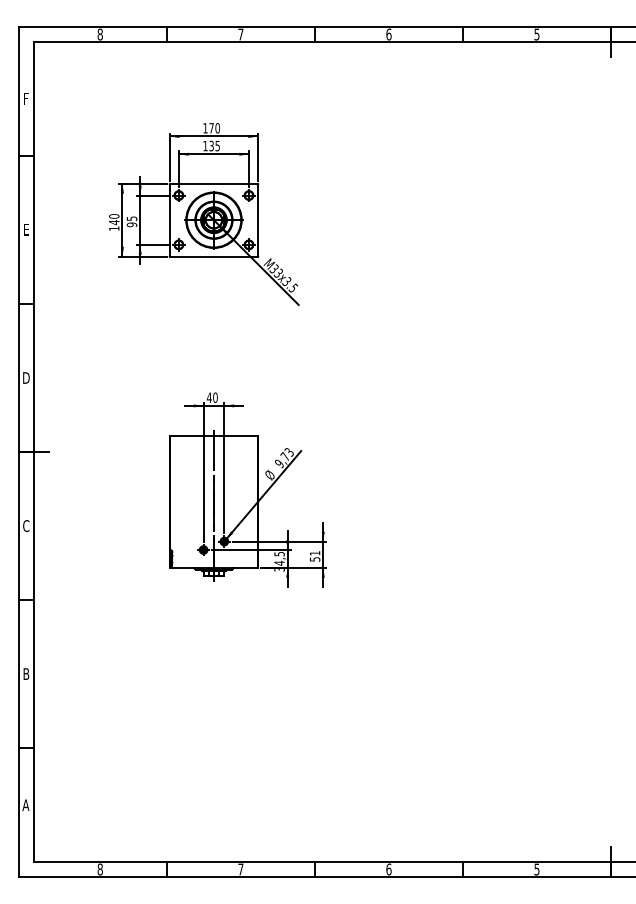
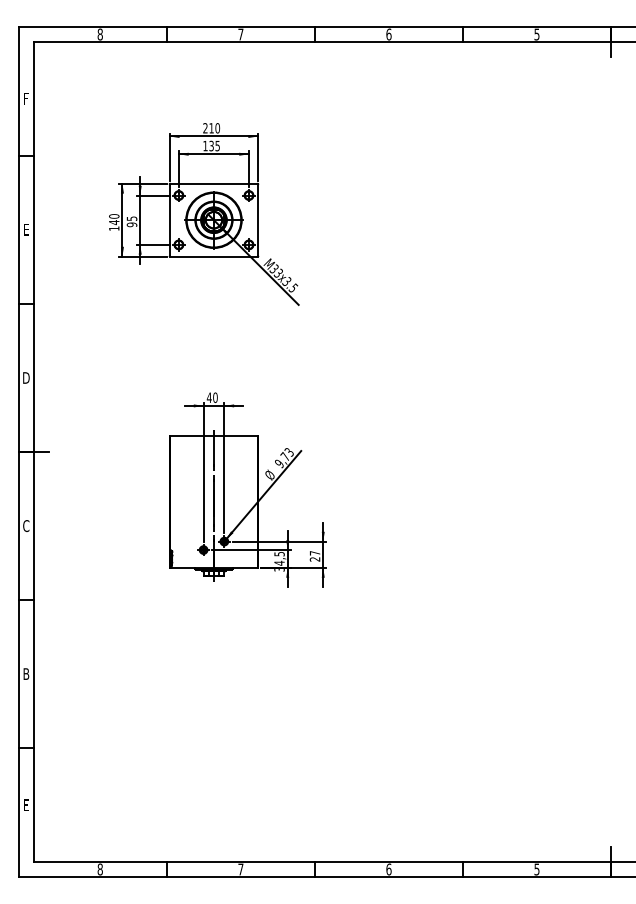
text: 170 -> 210 (208, 128)
text: 51 -> 27 (314, 556)
text: A -> E (25, 805)
